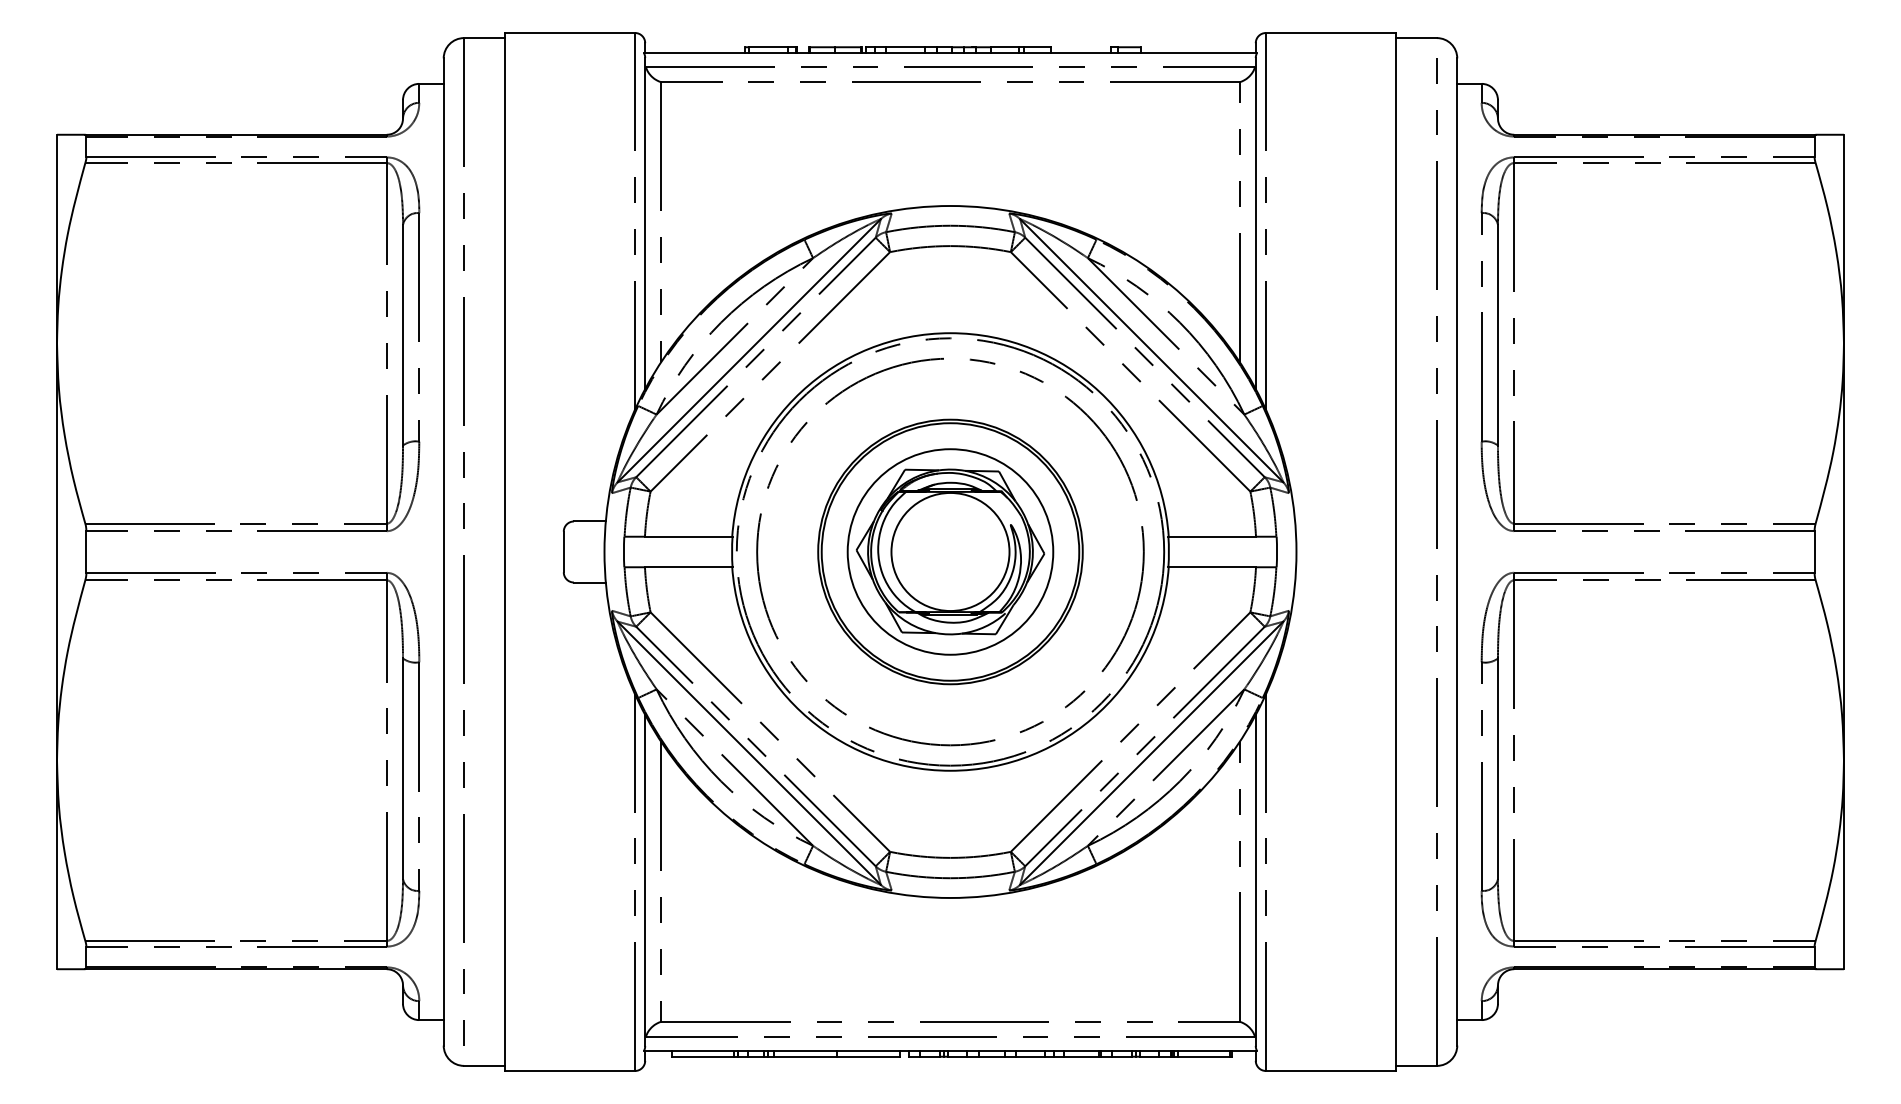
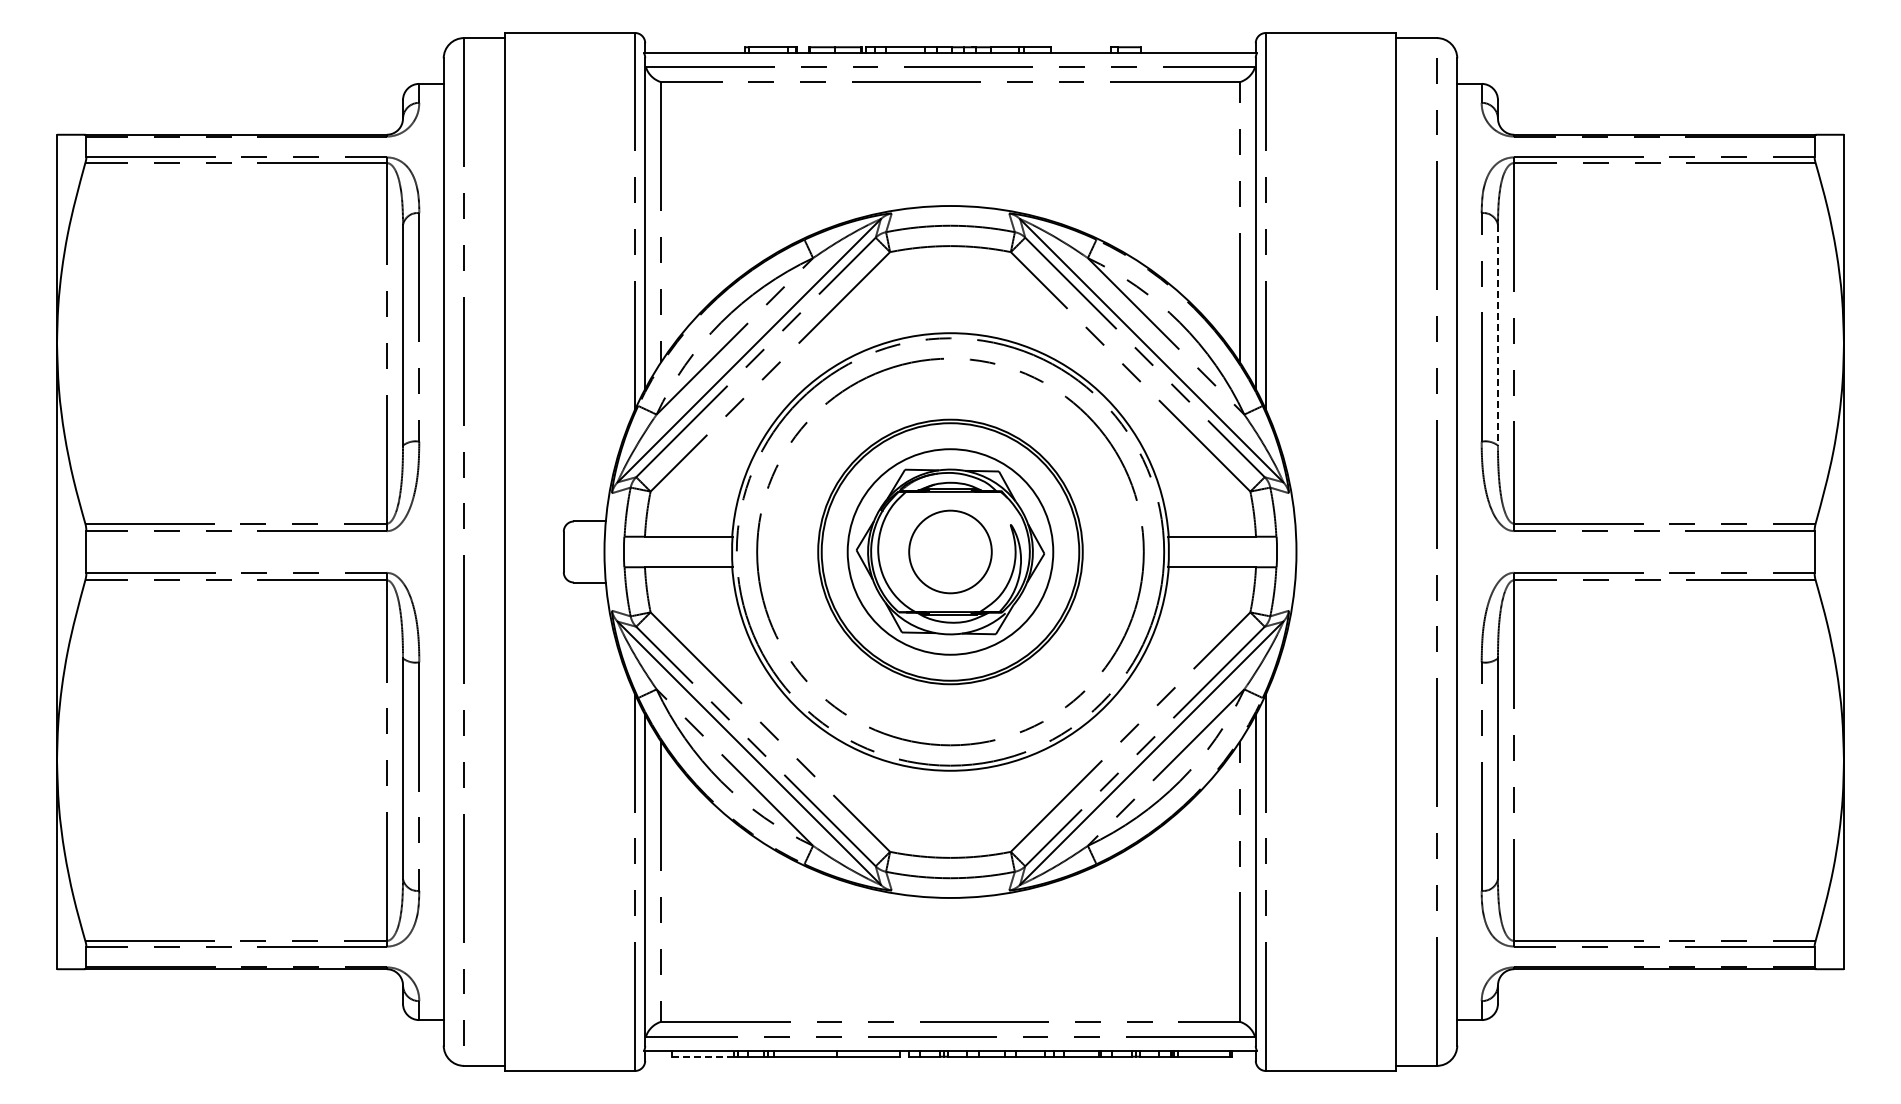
line: solid -> dashed (1497, 335)
circle diameter: 118 px -> 83 px (950, 551)
line: solid -> dashed (702, 1056)
